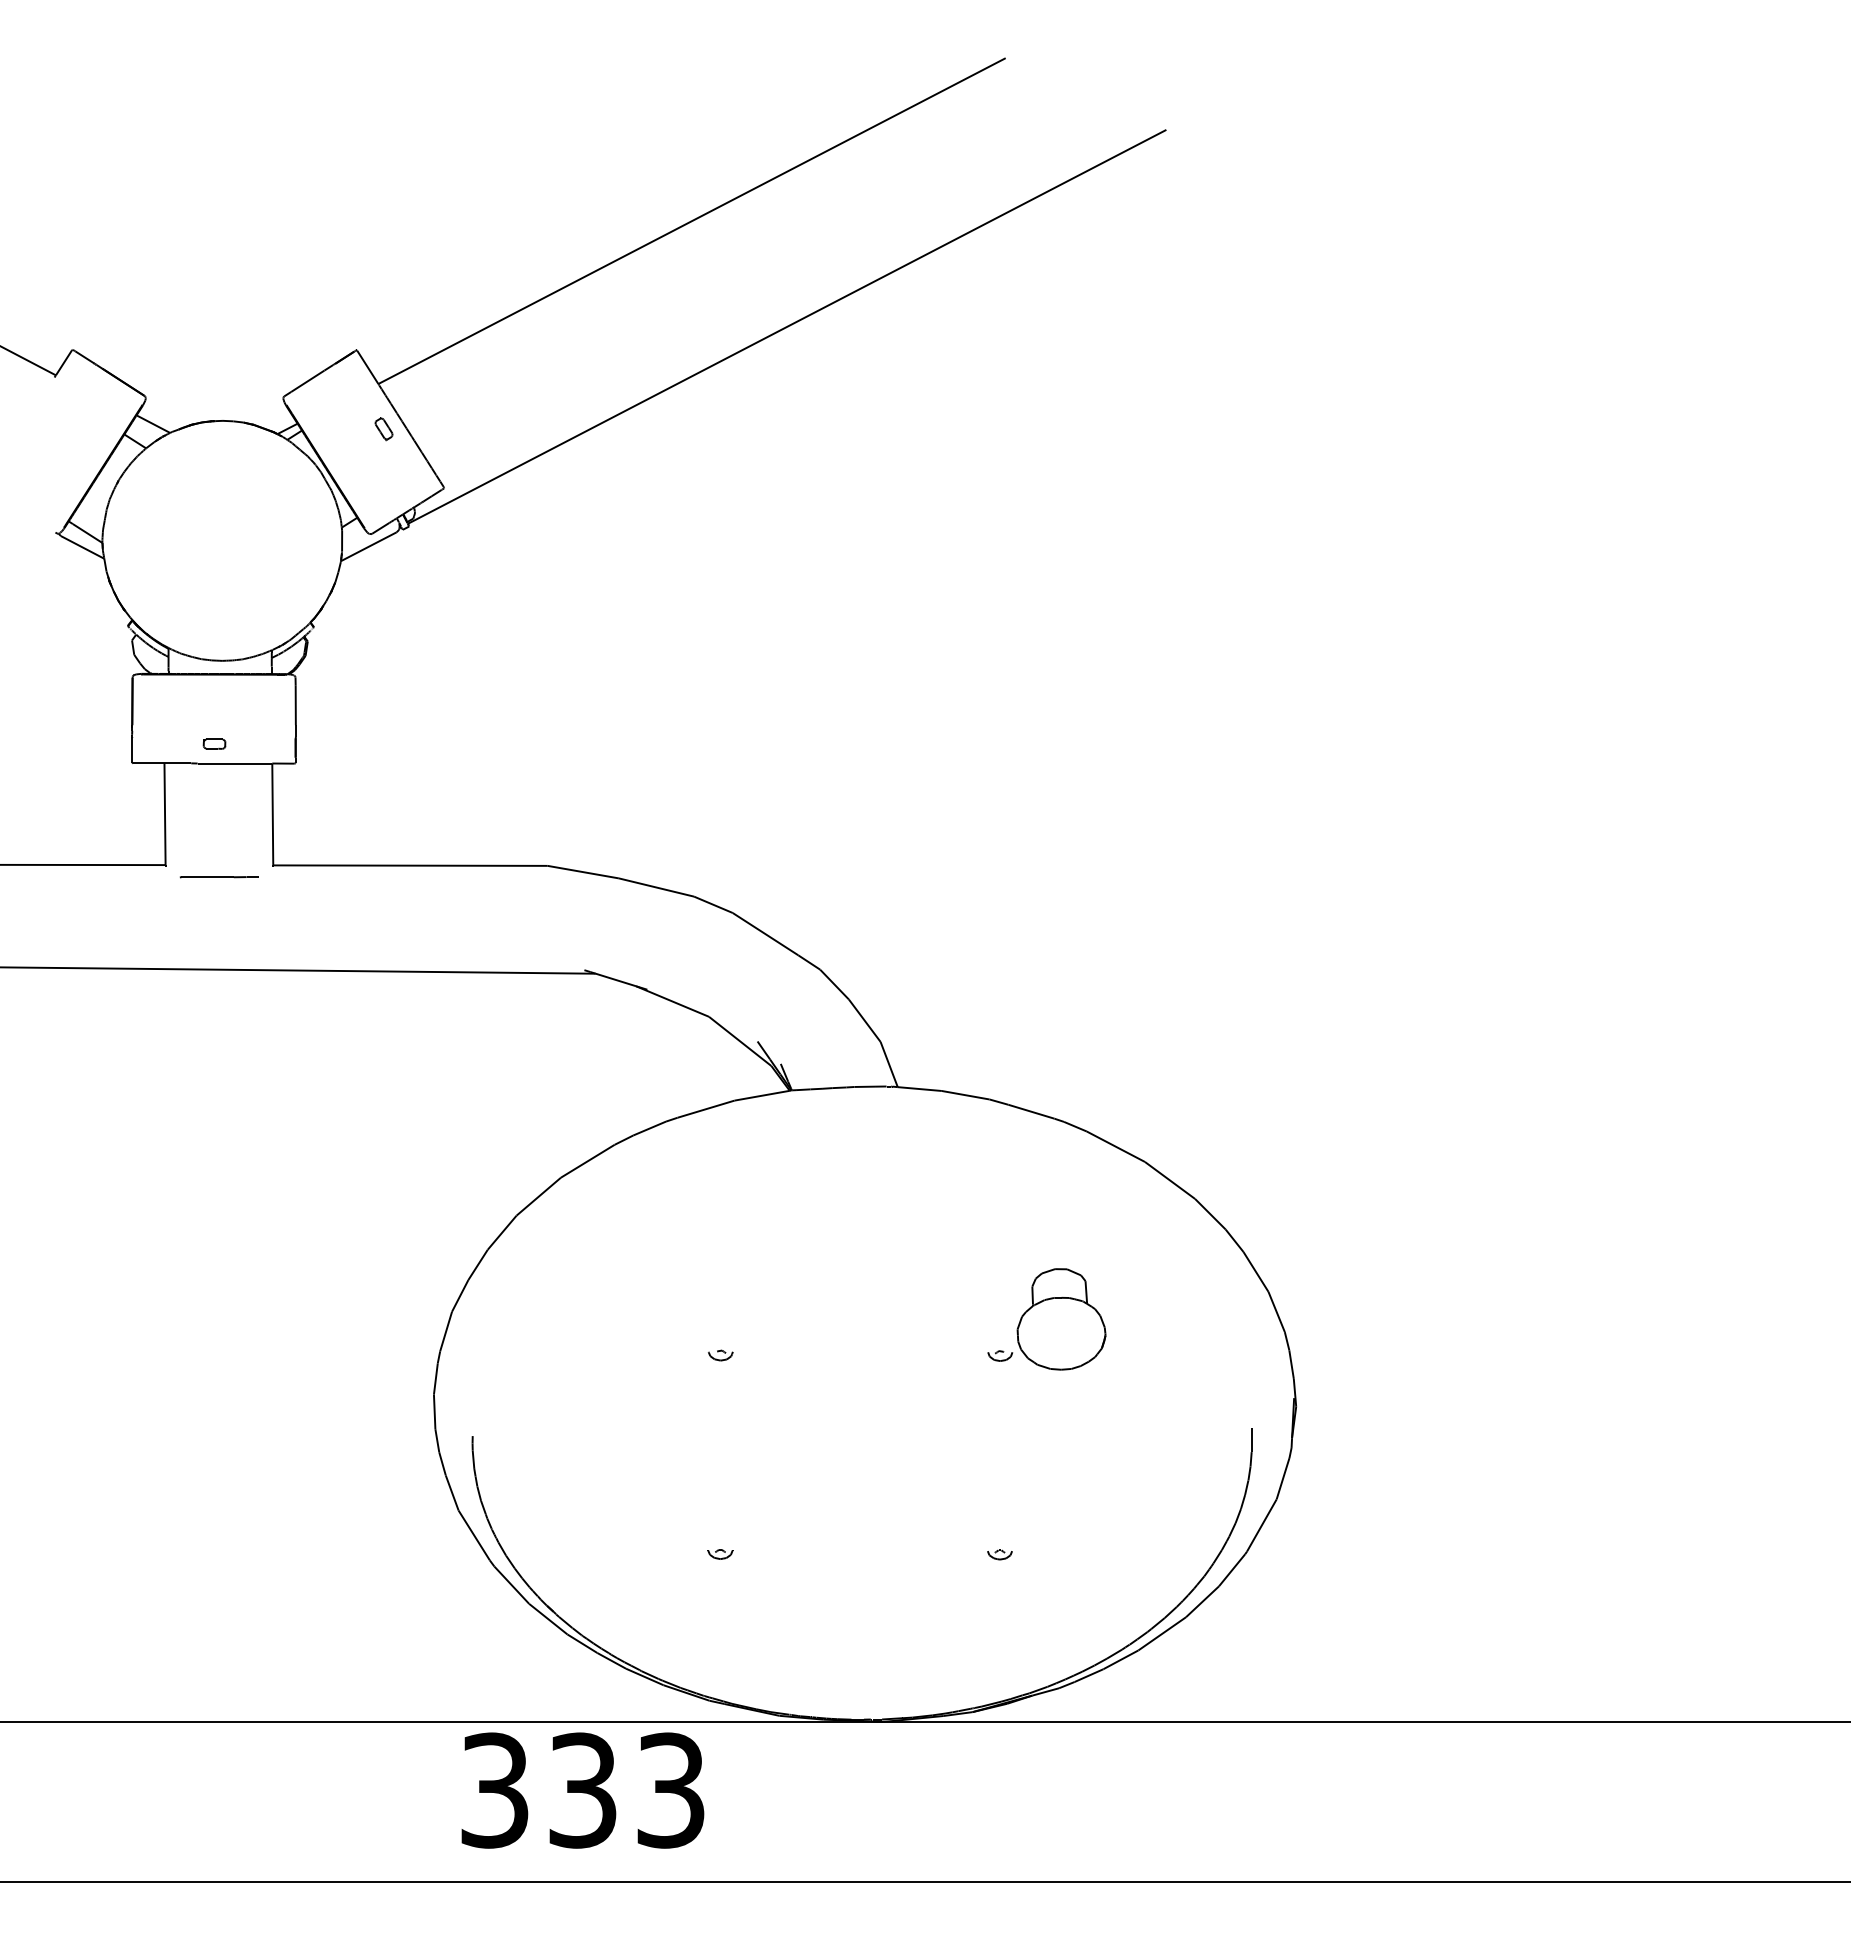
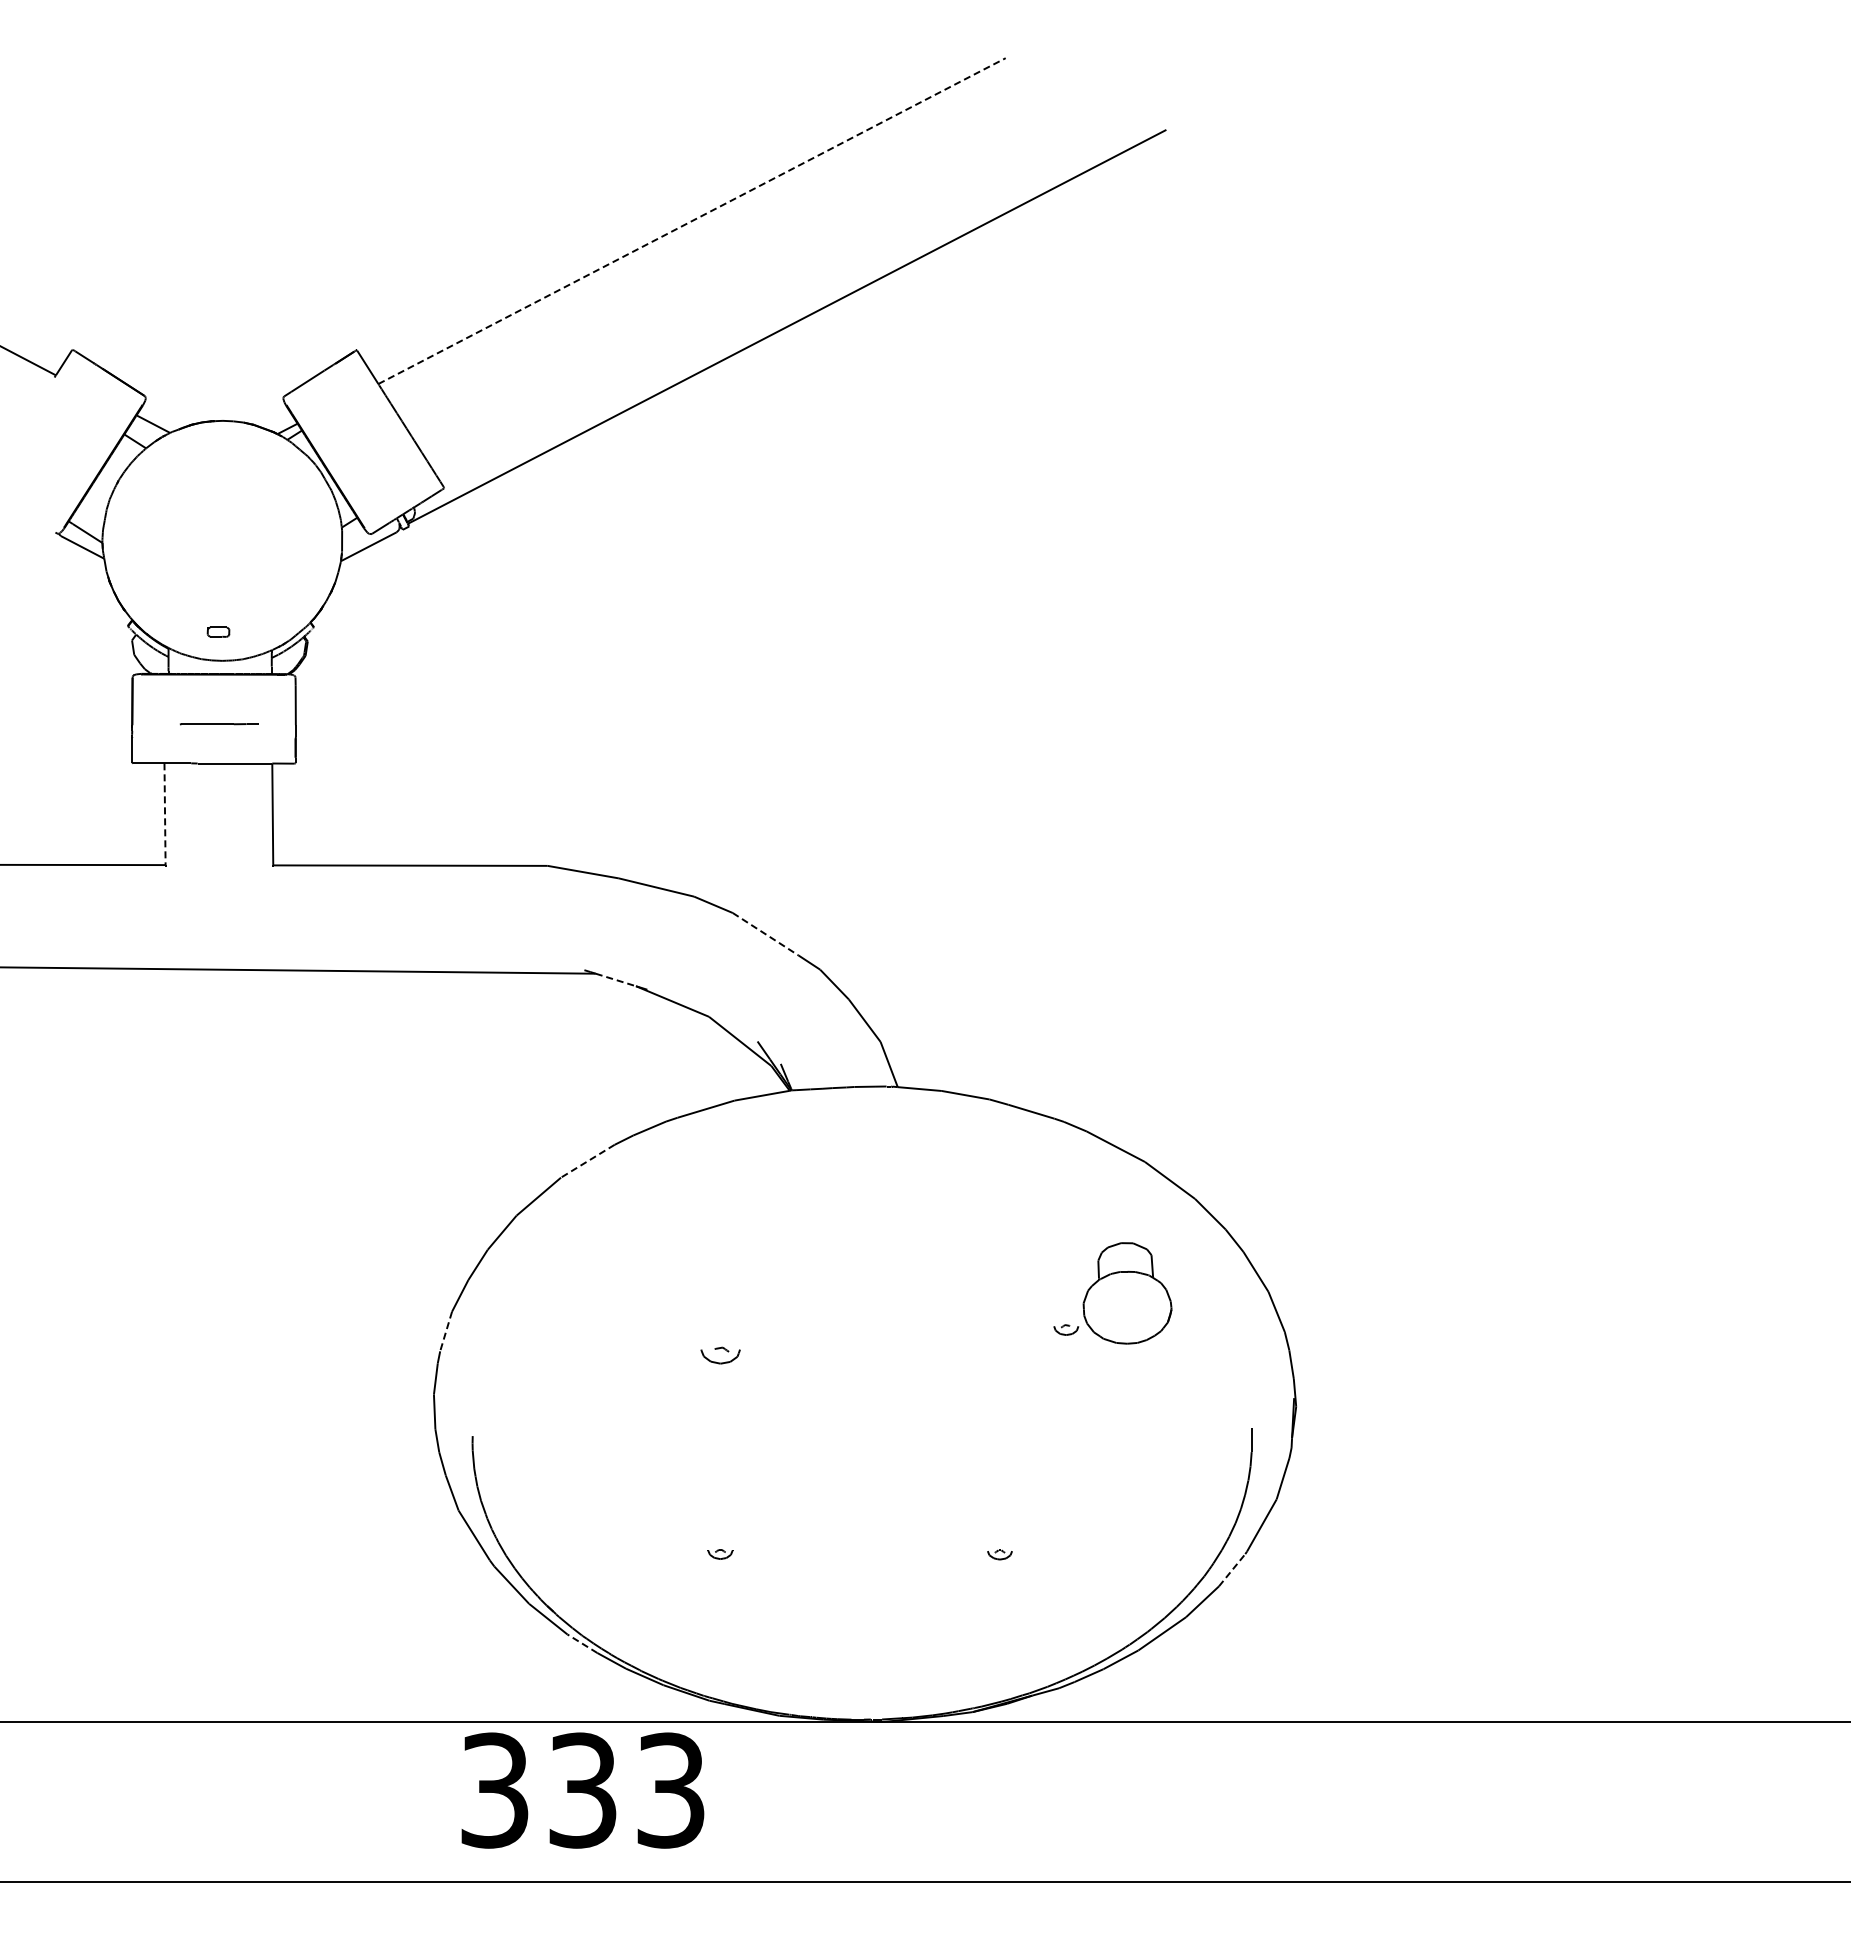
line: solid -> dashed (692, 220)
part: present -> none (383, 429)
part position: (214, 743) -> (218, 631) (218, 631)
line: solid -> dashed (165, 814)
line position: (218, 877) -> (218, 724) (218, 724)
line: solid -> dashed (765, 934)
line: solid -> dashed (616, 980)
line: solid -> dashed (587, 1161)
part position: (1046, 1319) -> (1112, 1293) (1112, 1293)
line: solid -> dashed (446, 1331)
part size: 26x13 px -> 41x19 px (720, 1355)
line: solid -> dashed (1232, 1570)
line: solid -> dashed (582, 1643)
